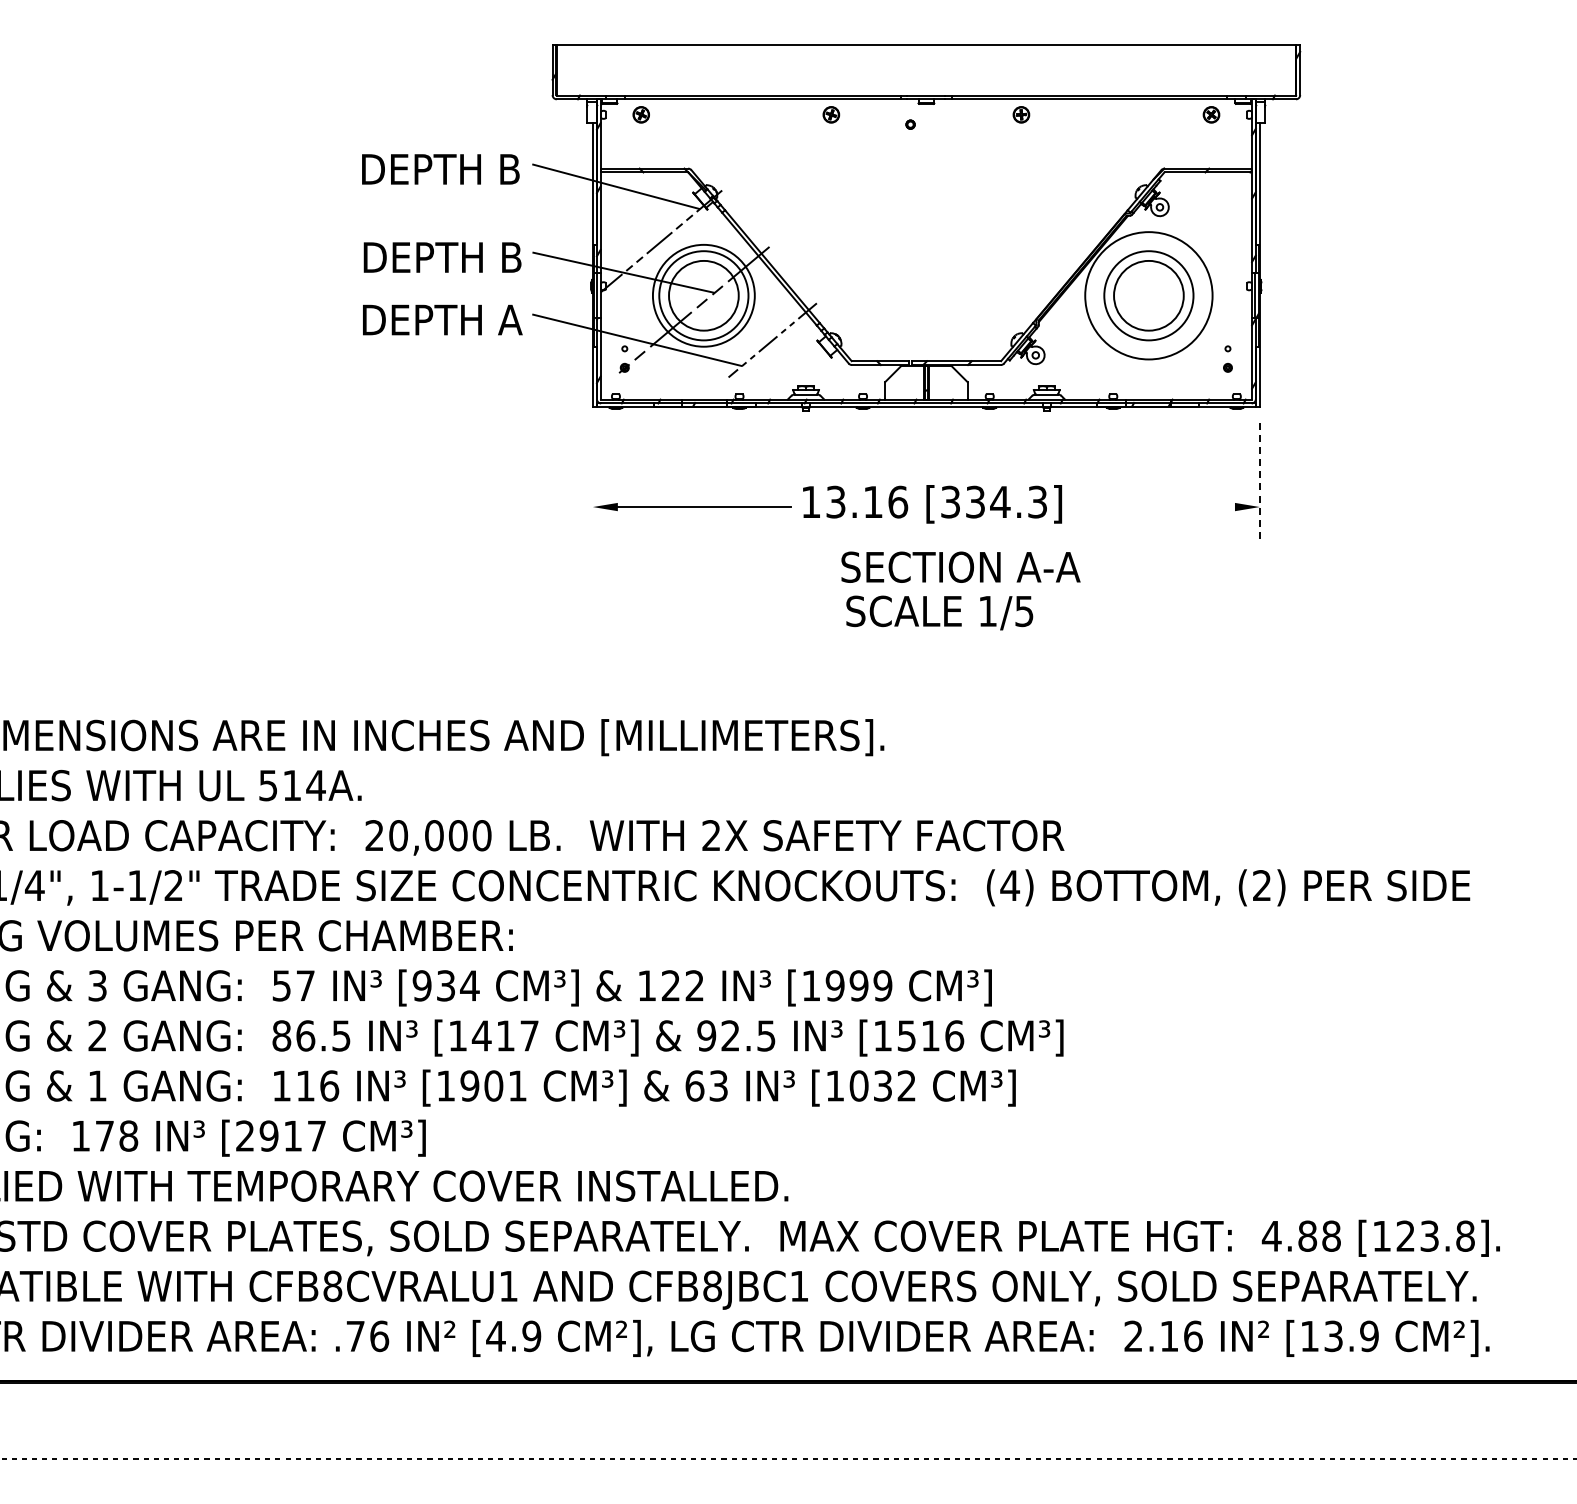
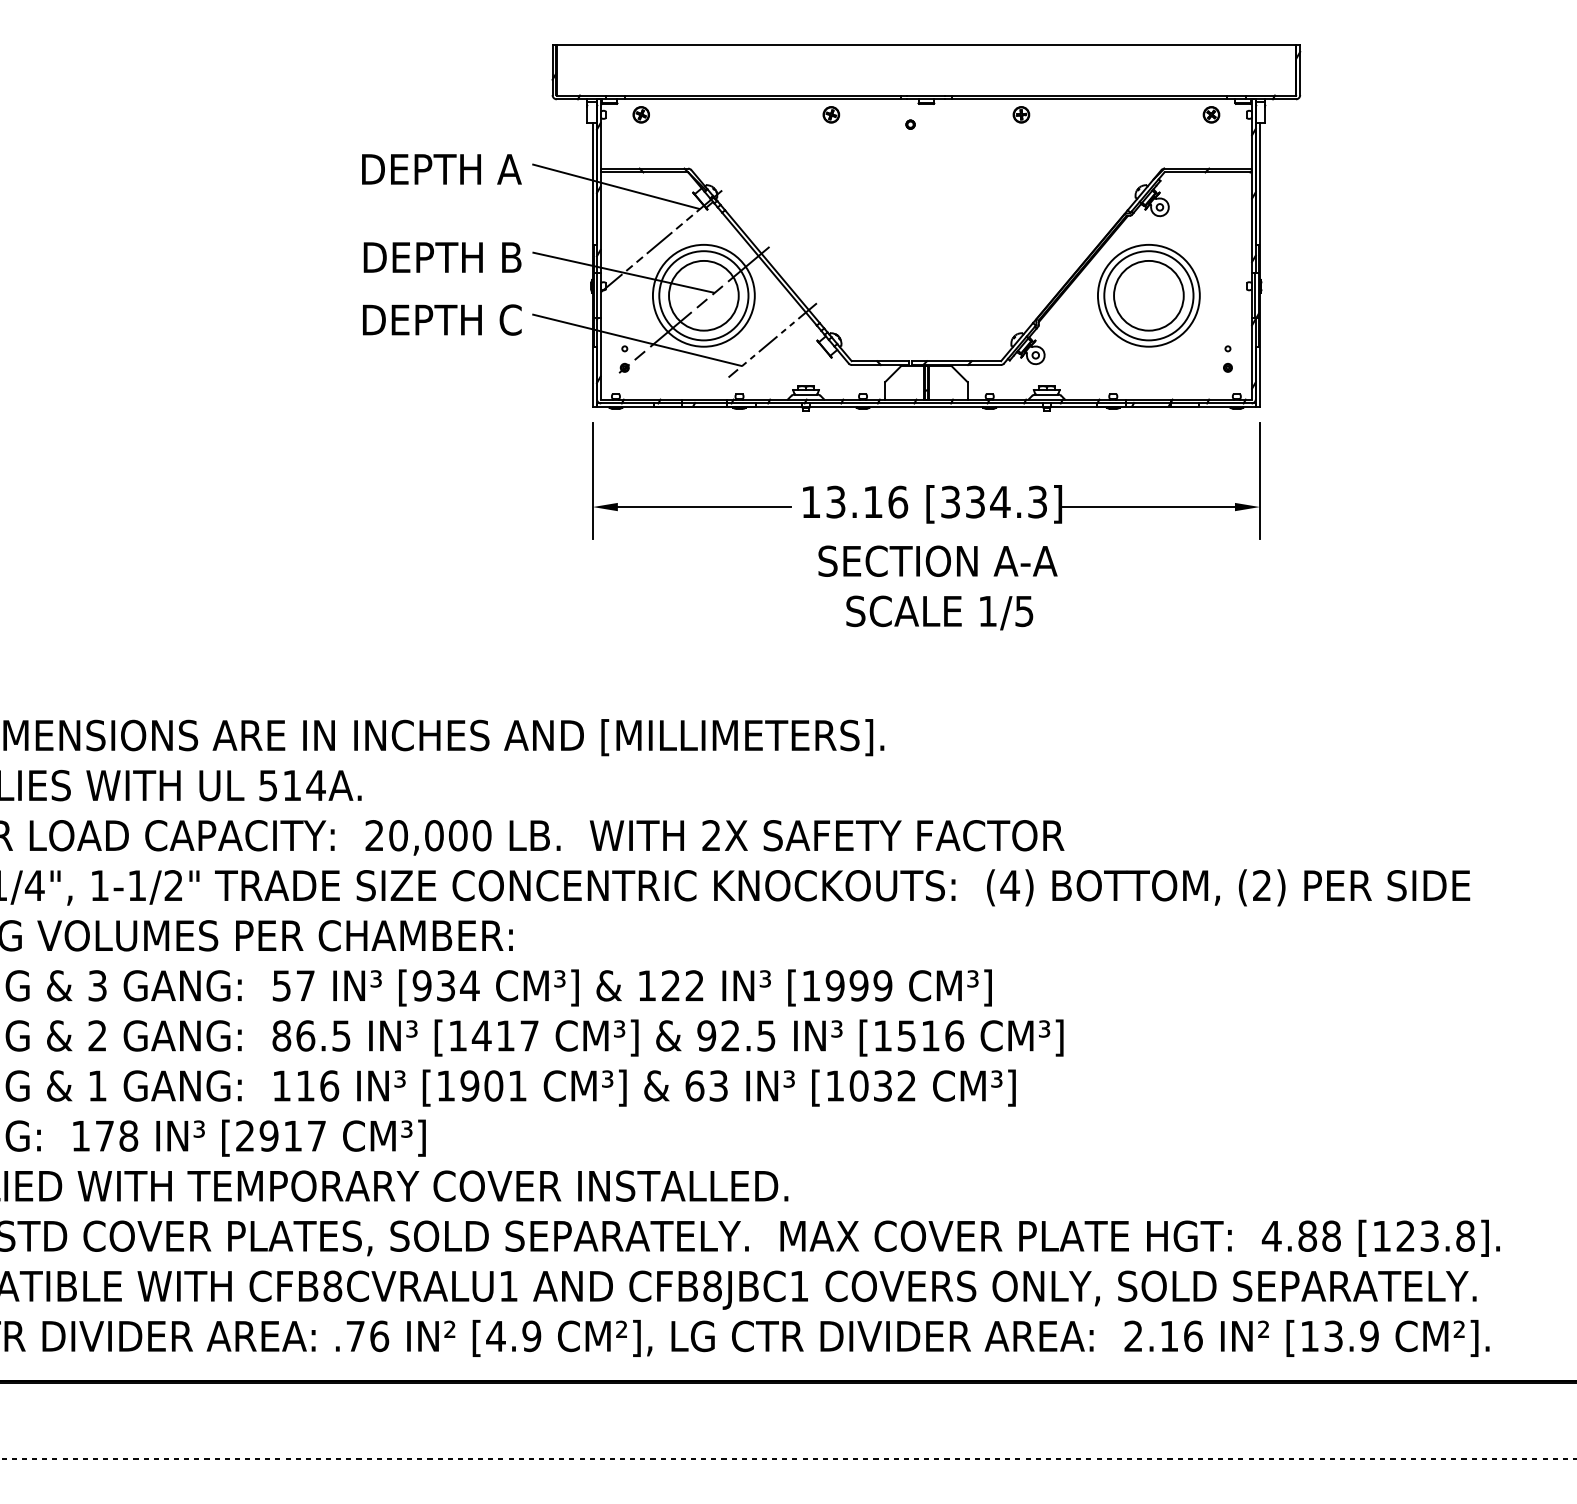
text: DEPTH B -> DEPTH A (509, 169)
circle diameter: 127 px -> 102 px (1148, 295)
text: DEPTH A -> DEPTH C (510, 319)
line: none -> present (592, 480)
line: dashed -> solid (1259, 480)
line: none -> present (1148, 507)
text position: (960, 566) -> (937, 560) (937, 560)
